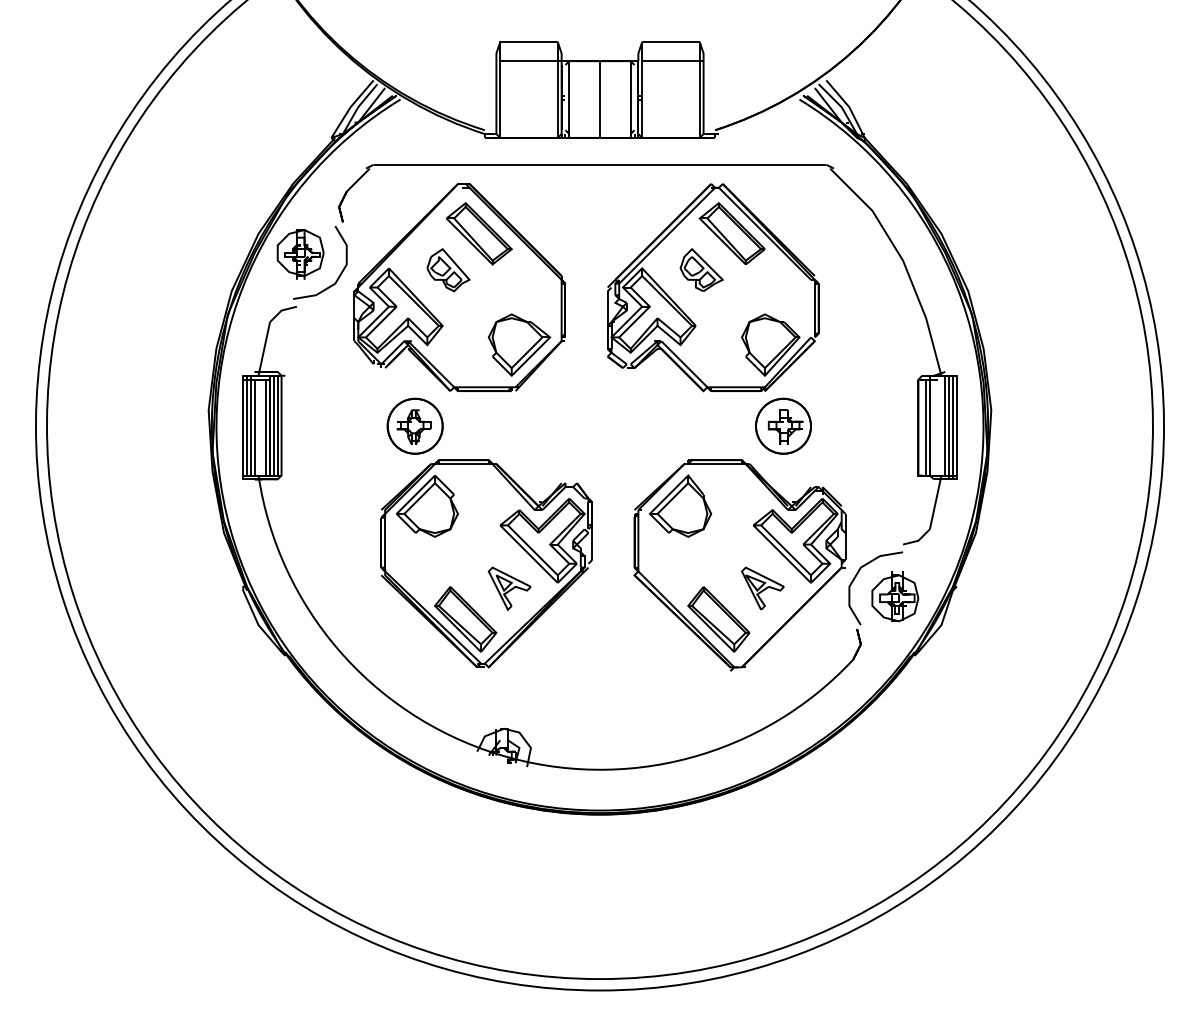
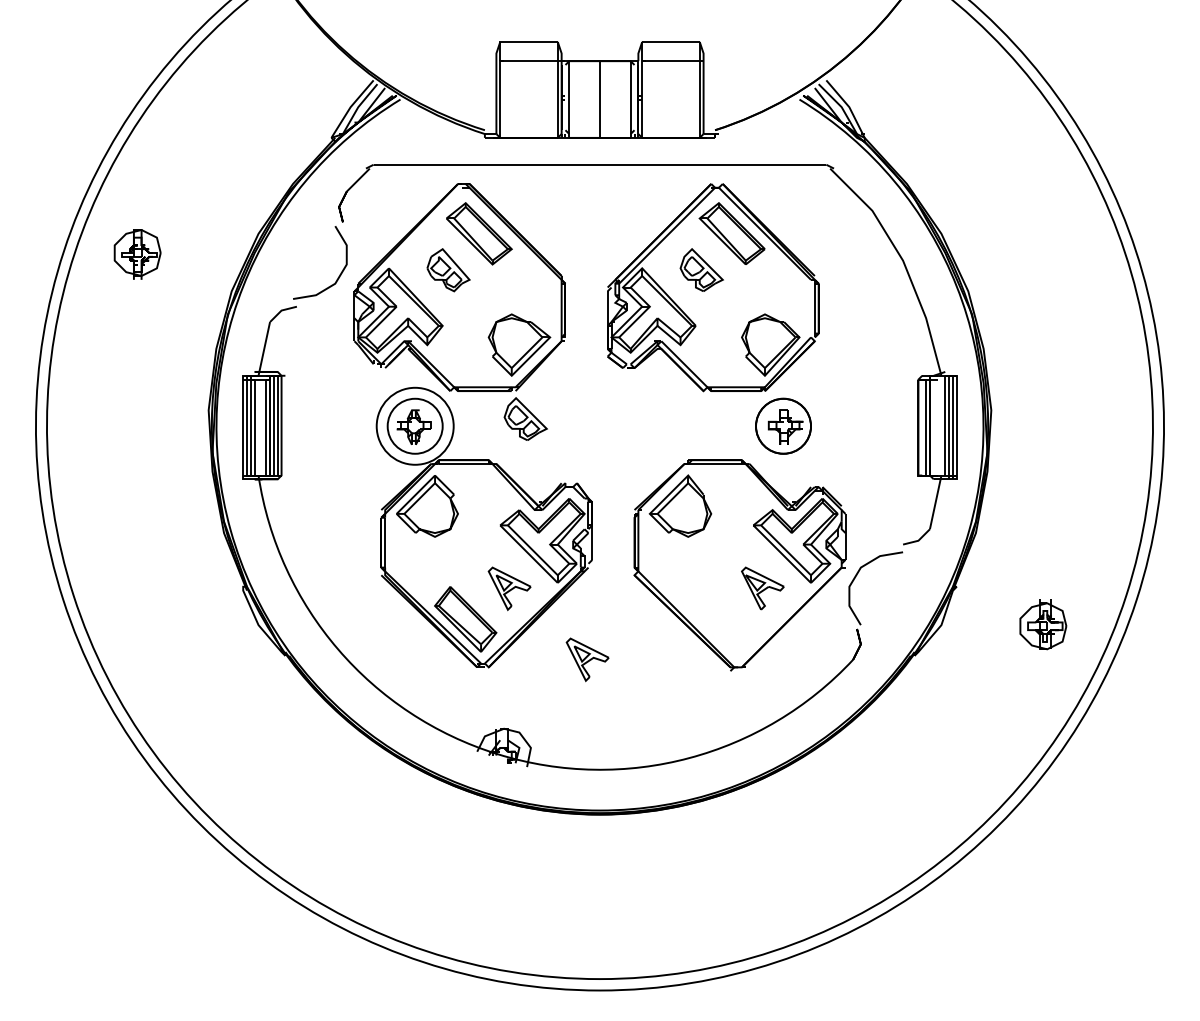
part position: (300, 254) -> (137, 254) (137, 254)
part: none -> present (525, 418)
circle diameter: 55 px -> 77 px (414, 425)
part position: (895, 596) -> (1043, 624) (1043, 624)
part: present -> none (718, 619)
part: none -> present (587, 659)
